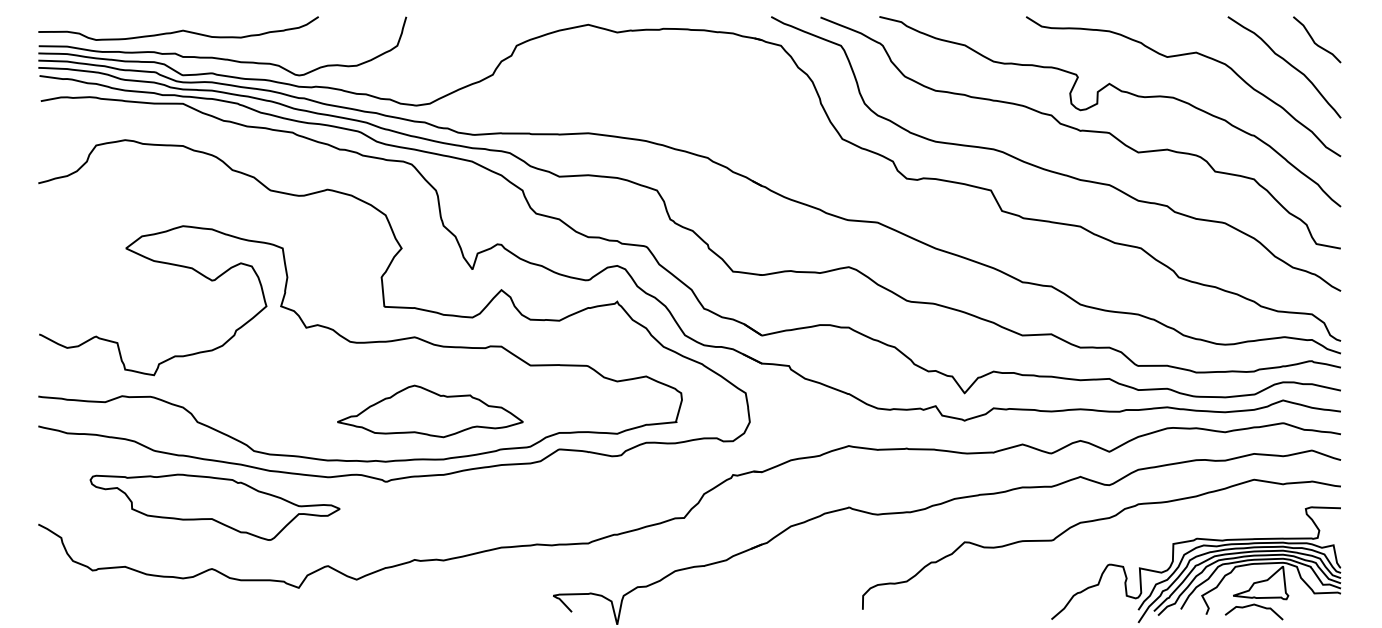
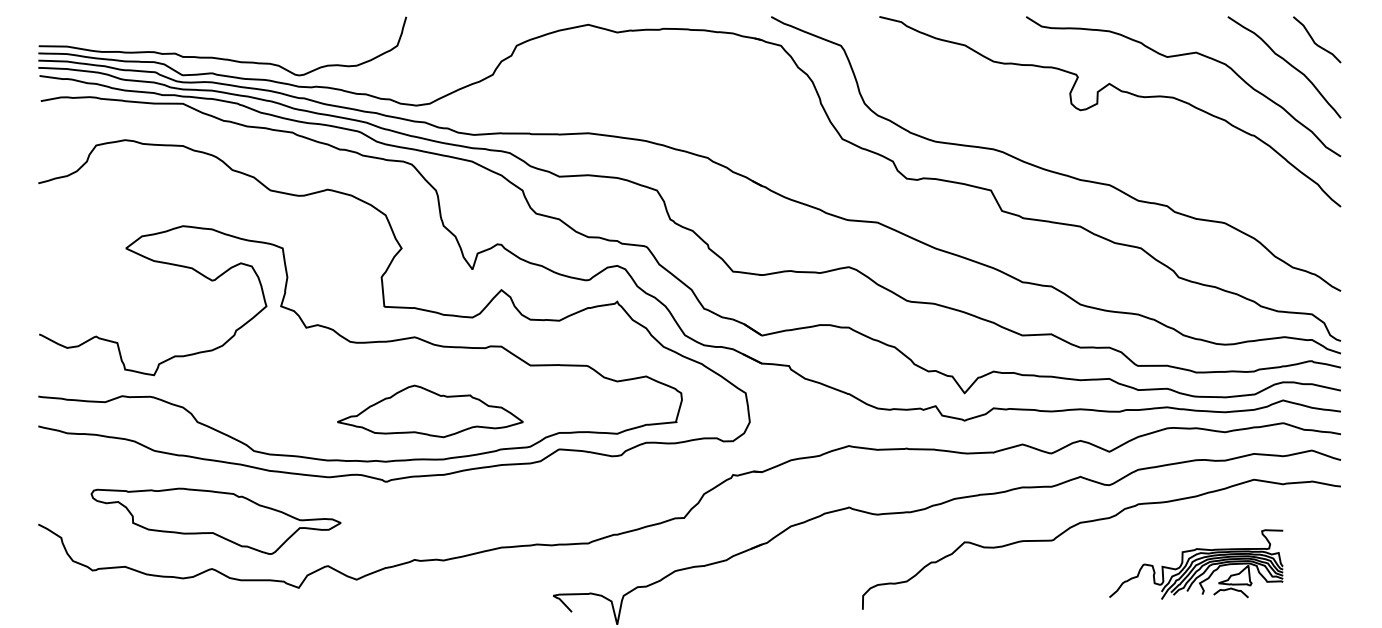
curve: present -> none (178, 30)
curve: present -> none (1080, 131)
part position: (214, 506) -> (215, 520) (215, 520)
part size: 291x117 px -> 175x71 px (1196, 564)
